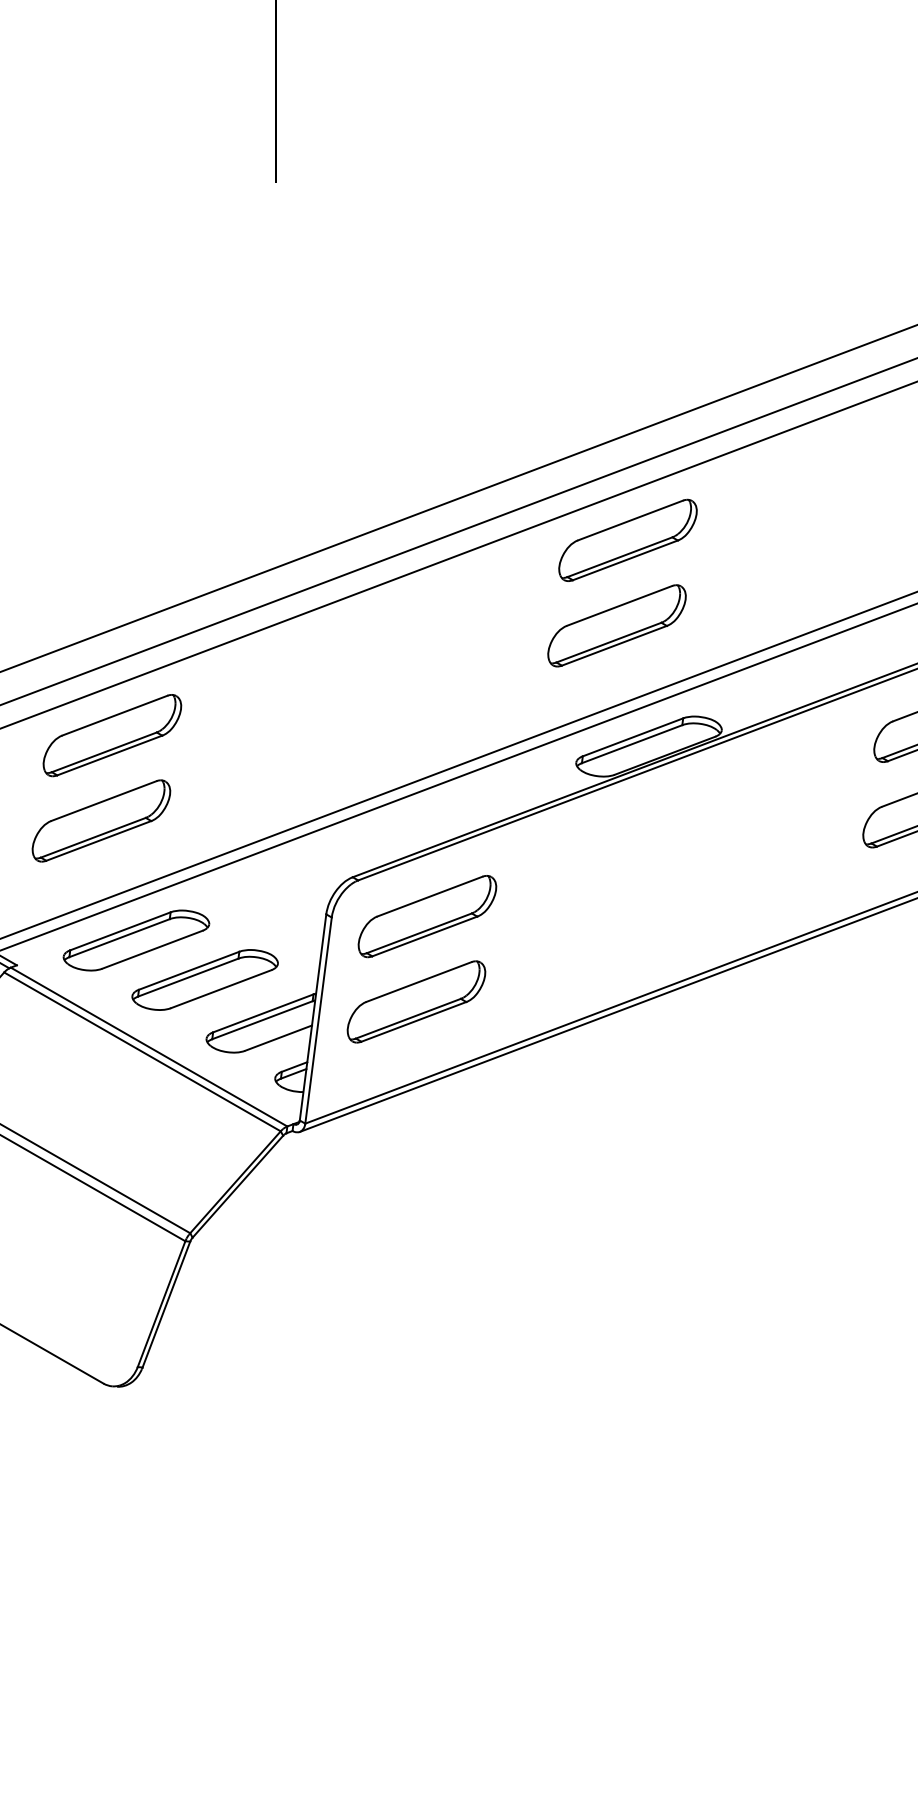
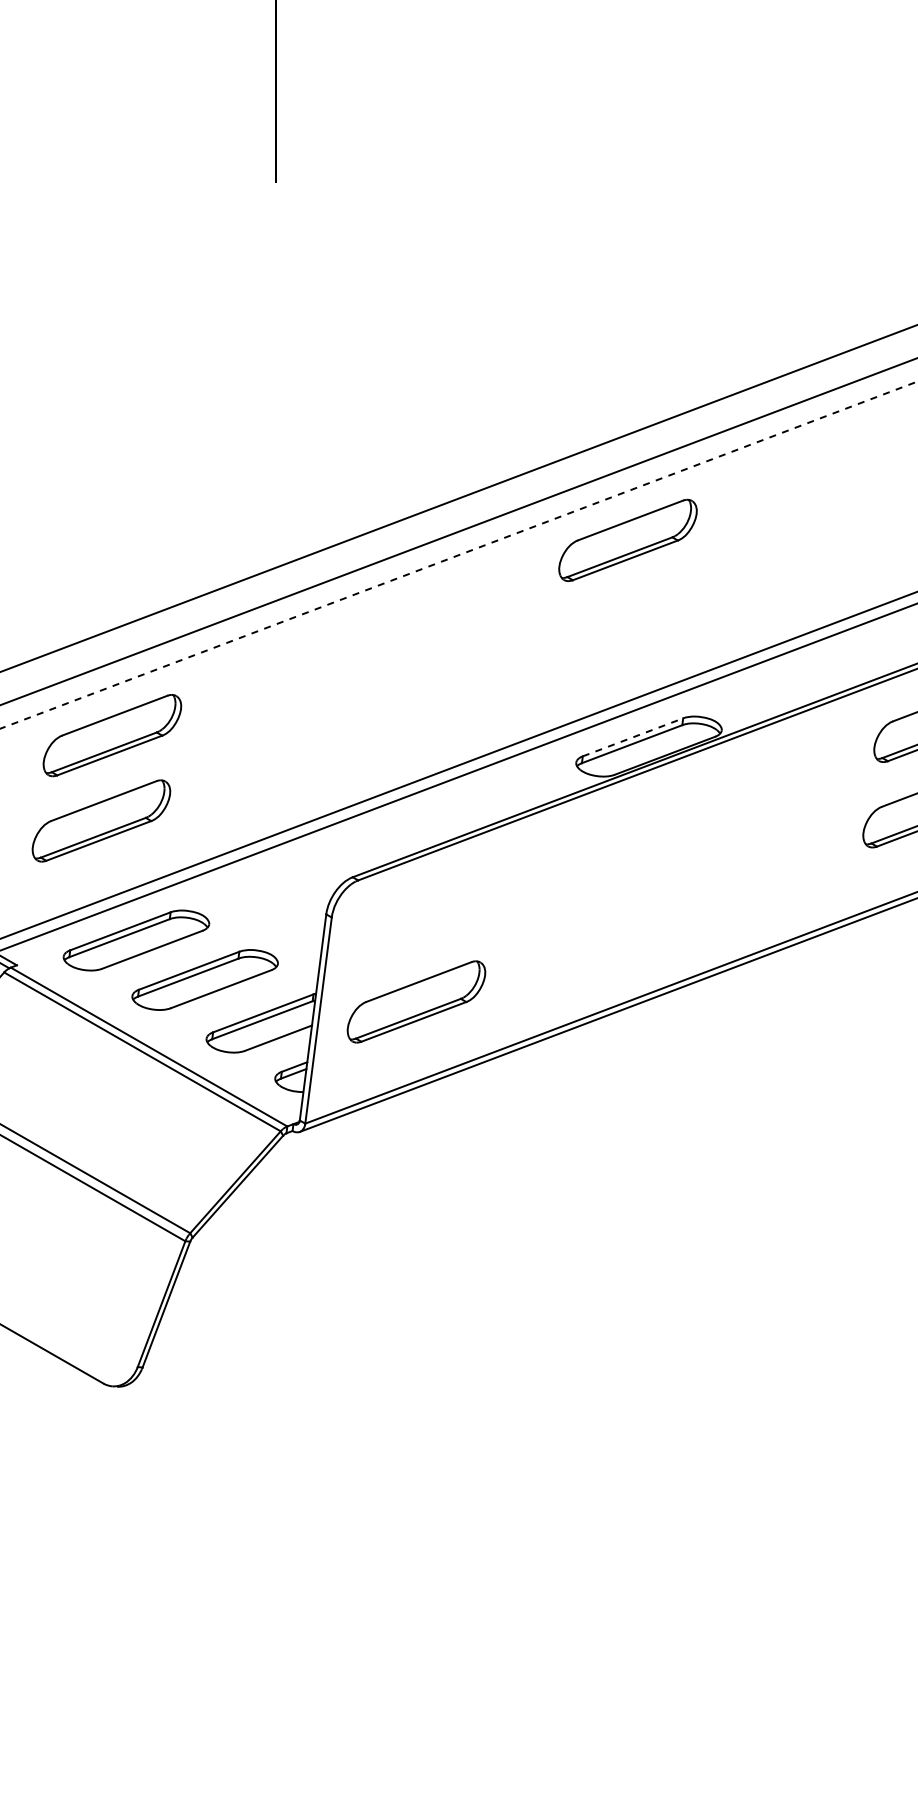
line: solid -> dashed (459, 554)
part: present -> none (616, 625)
line: solid -> dashed (633, 737)
part: present -> none (427, 916)
